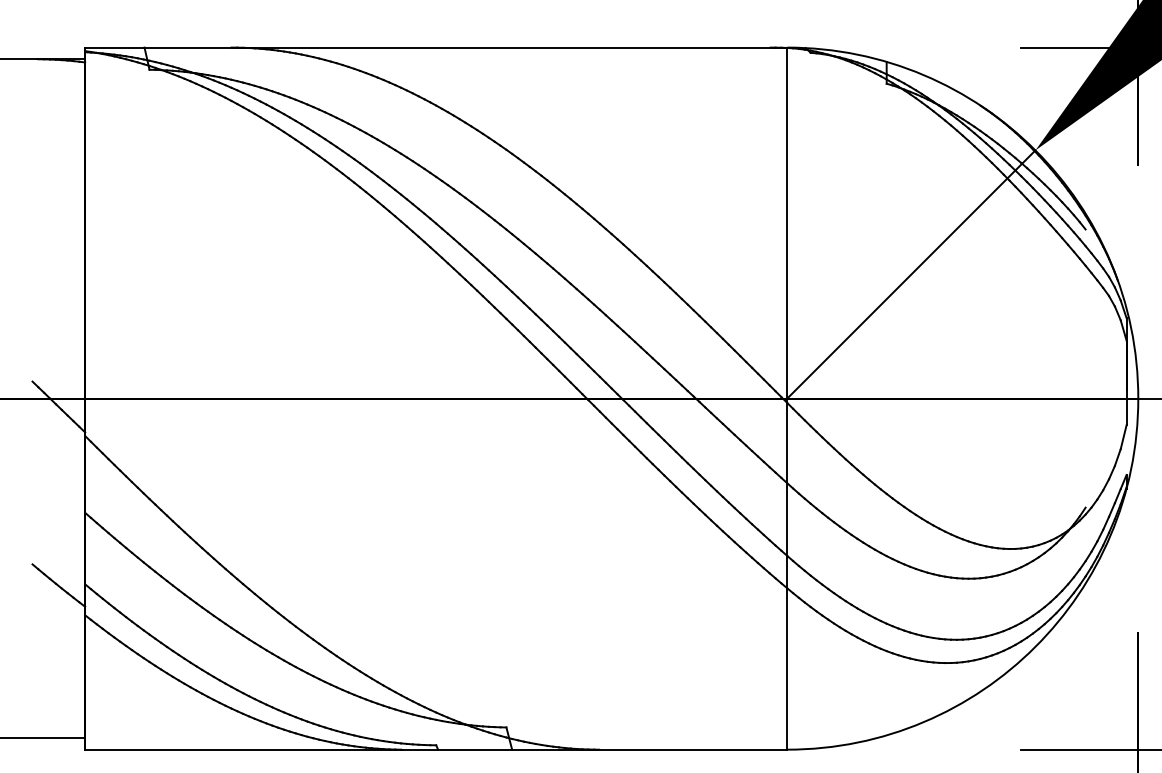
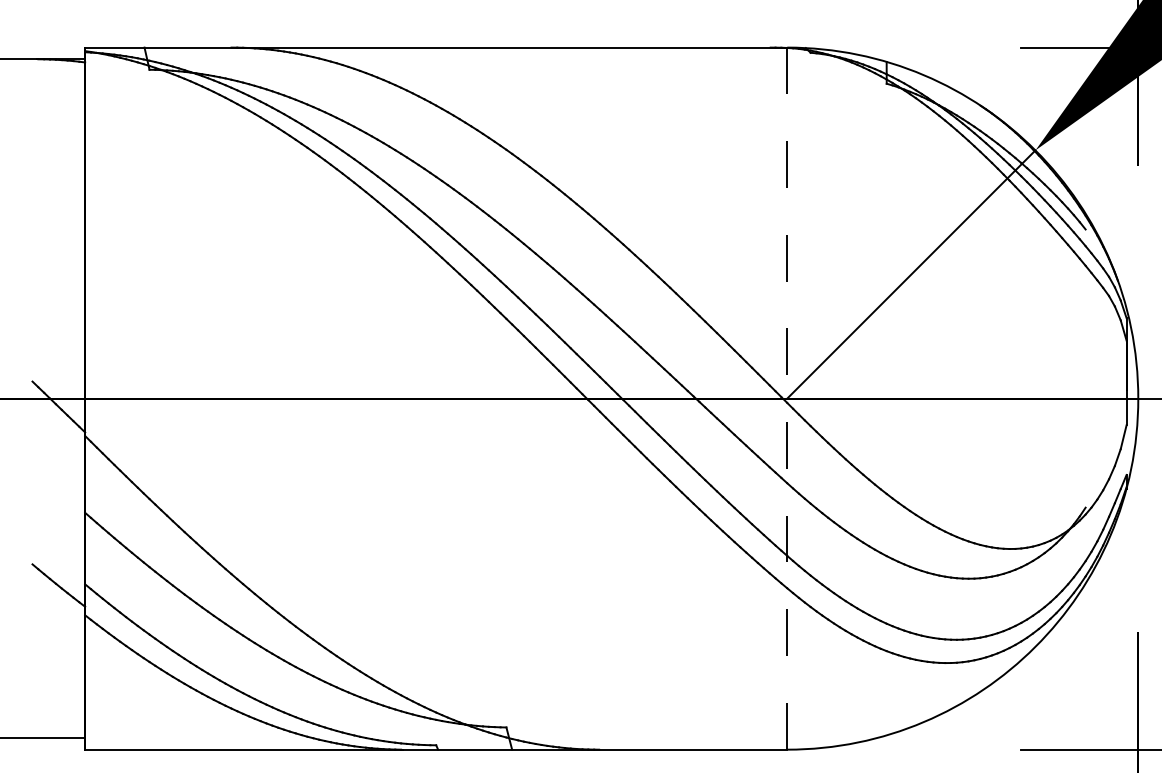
line: solid -> dashed (787, 398)
